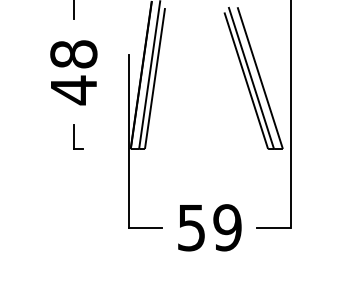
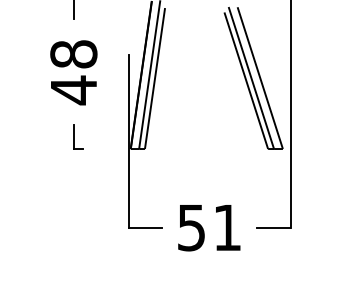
text: 59 -> 51 (227, 227)
